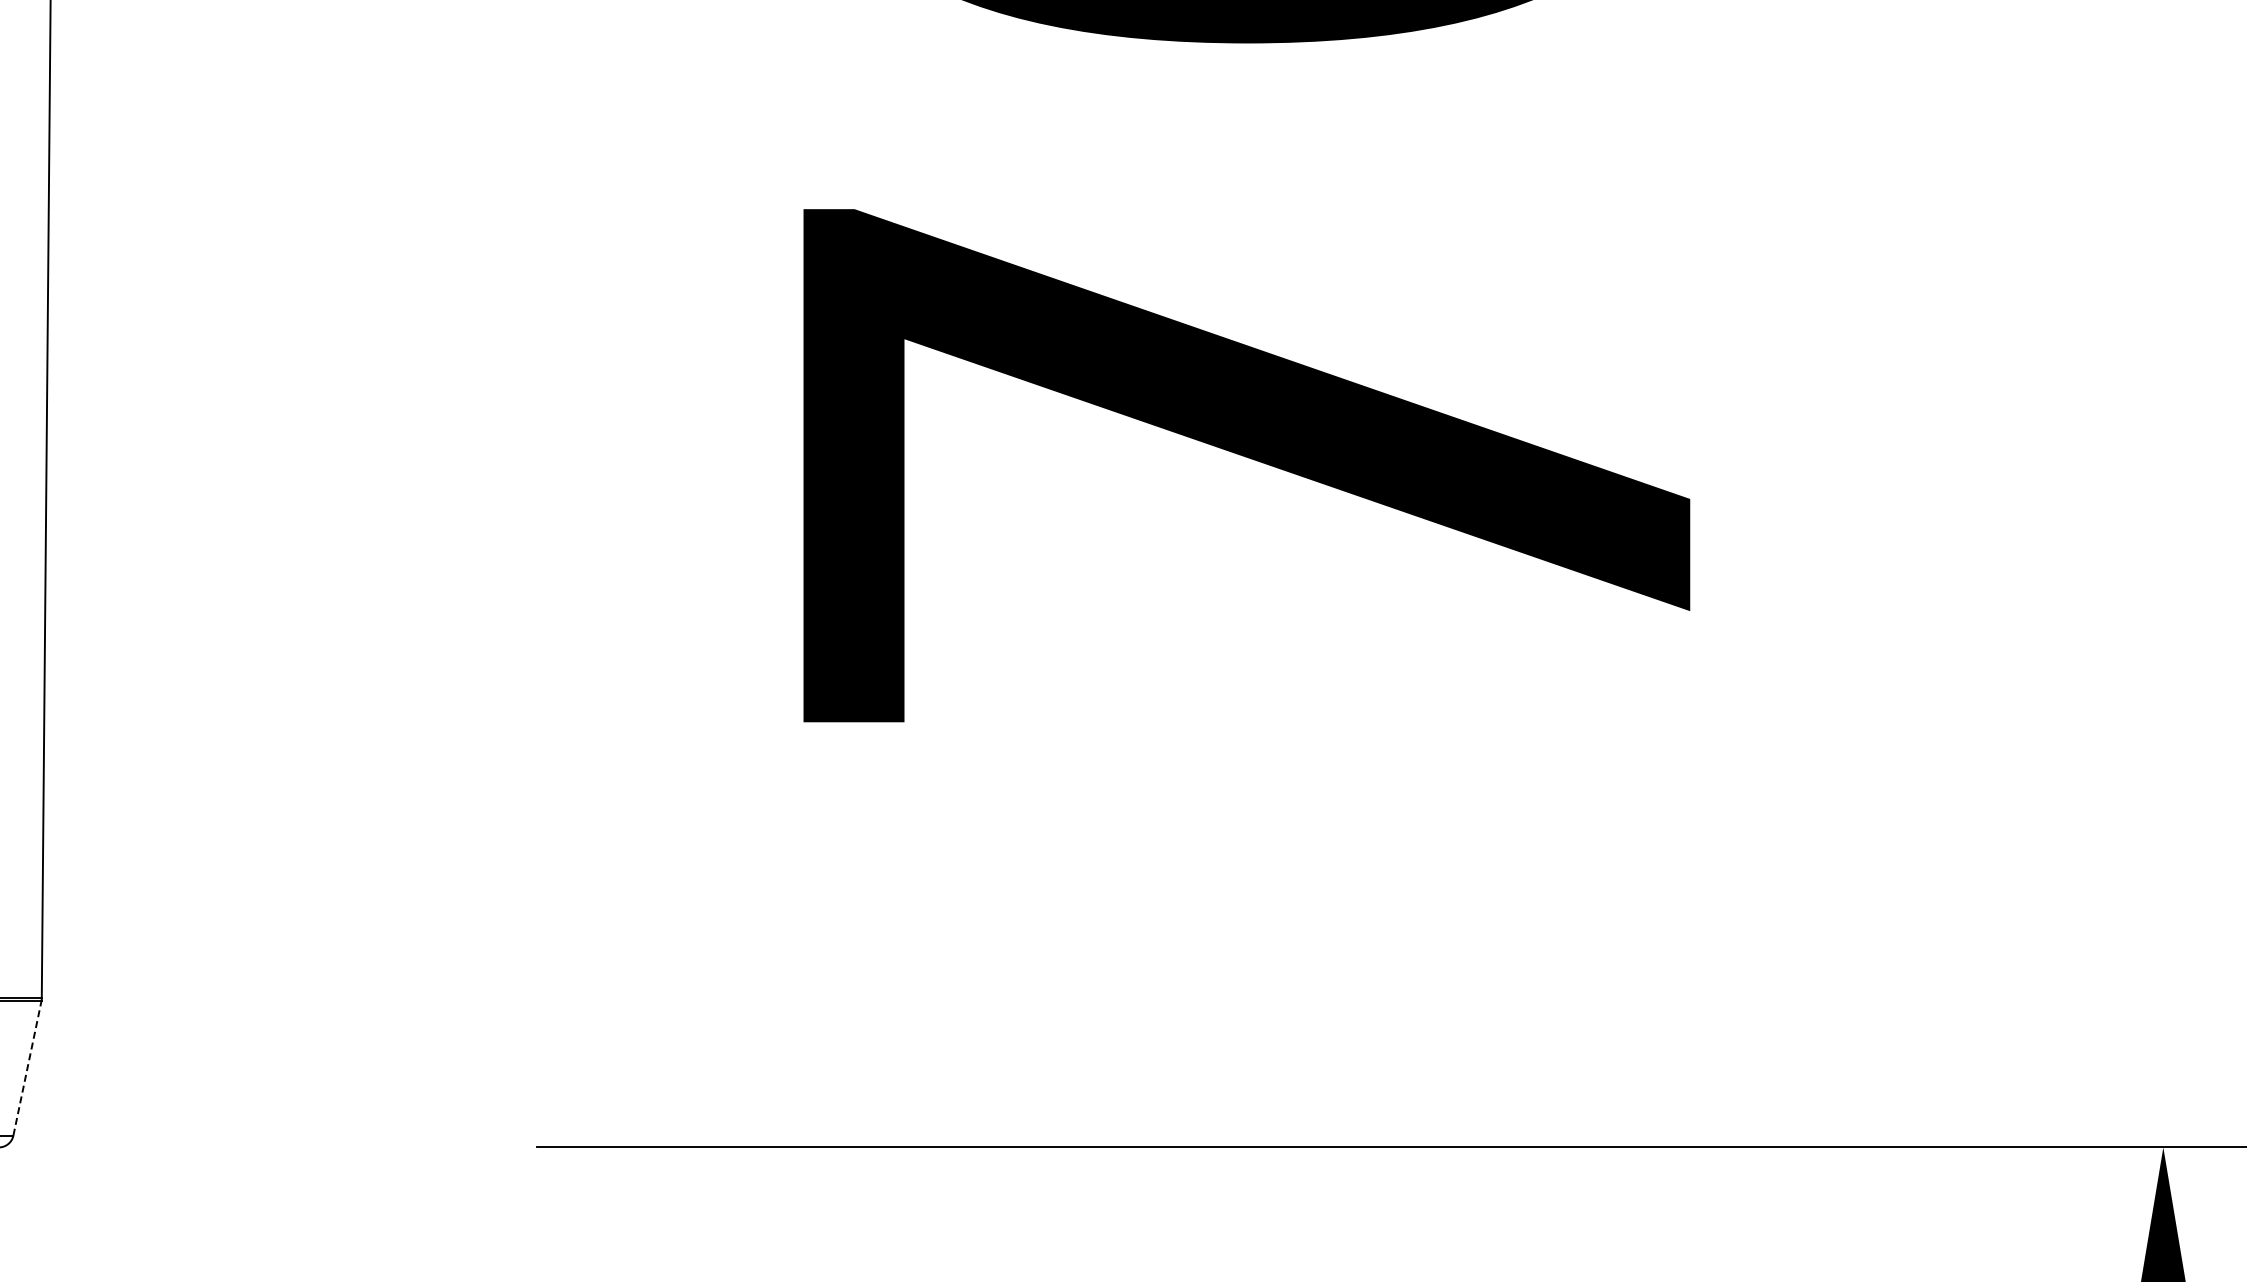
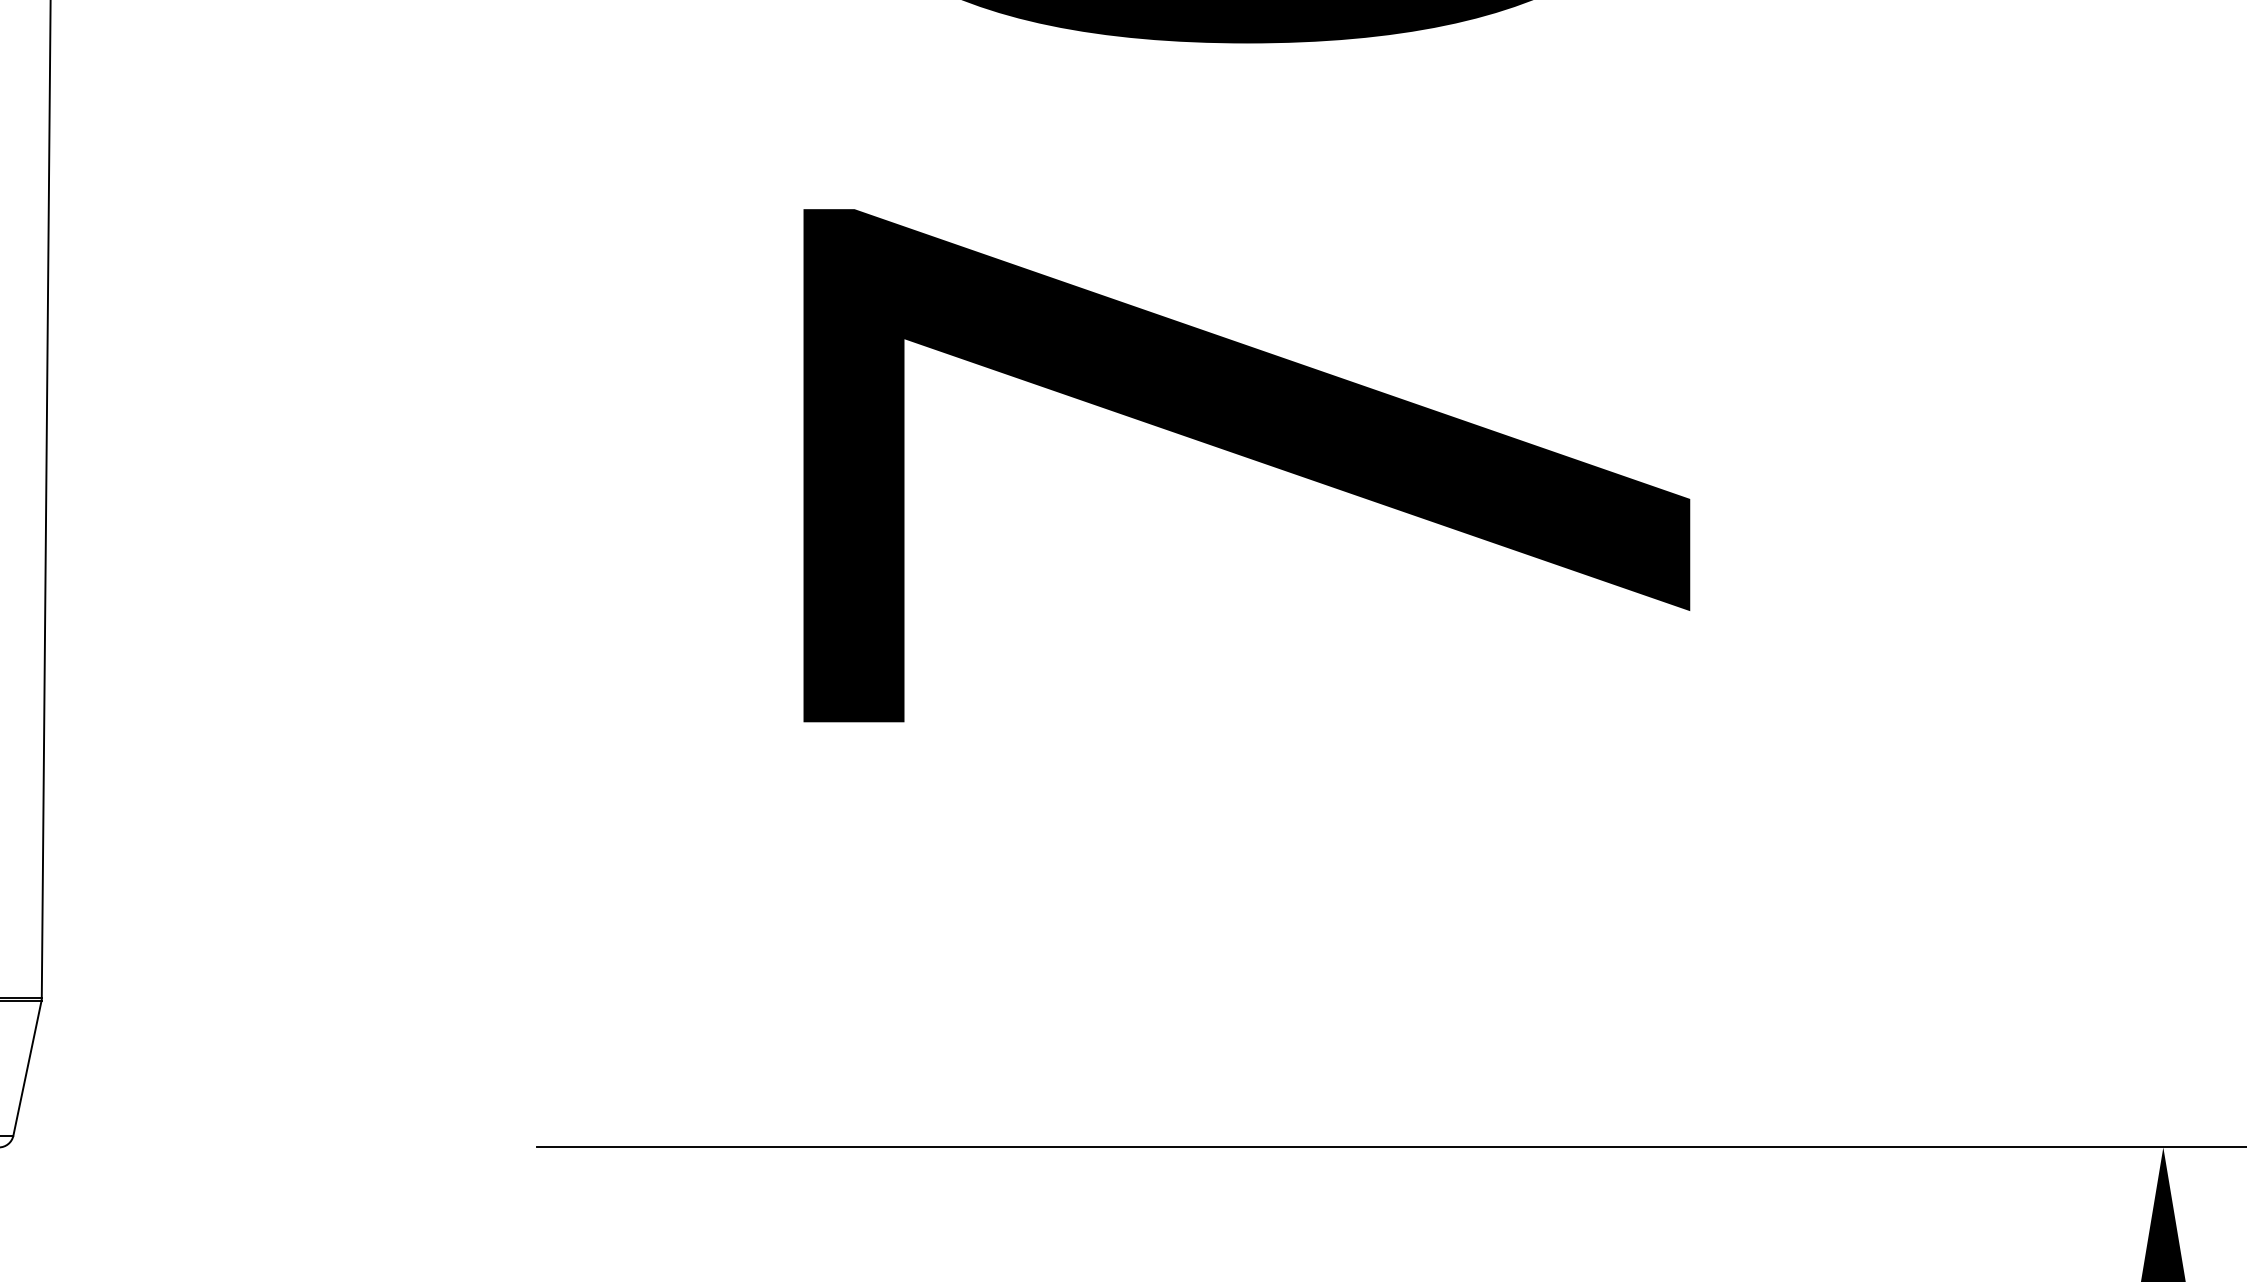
line: dashed -> solid (27, 1068)
